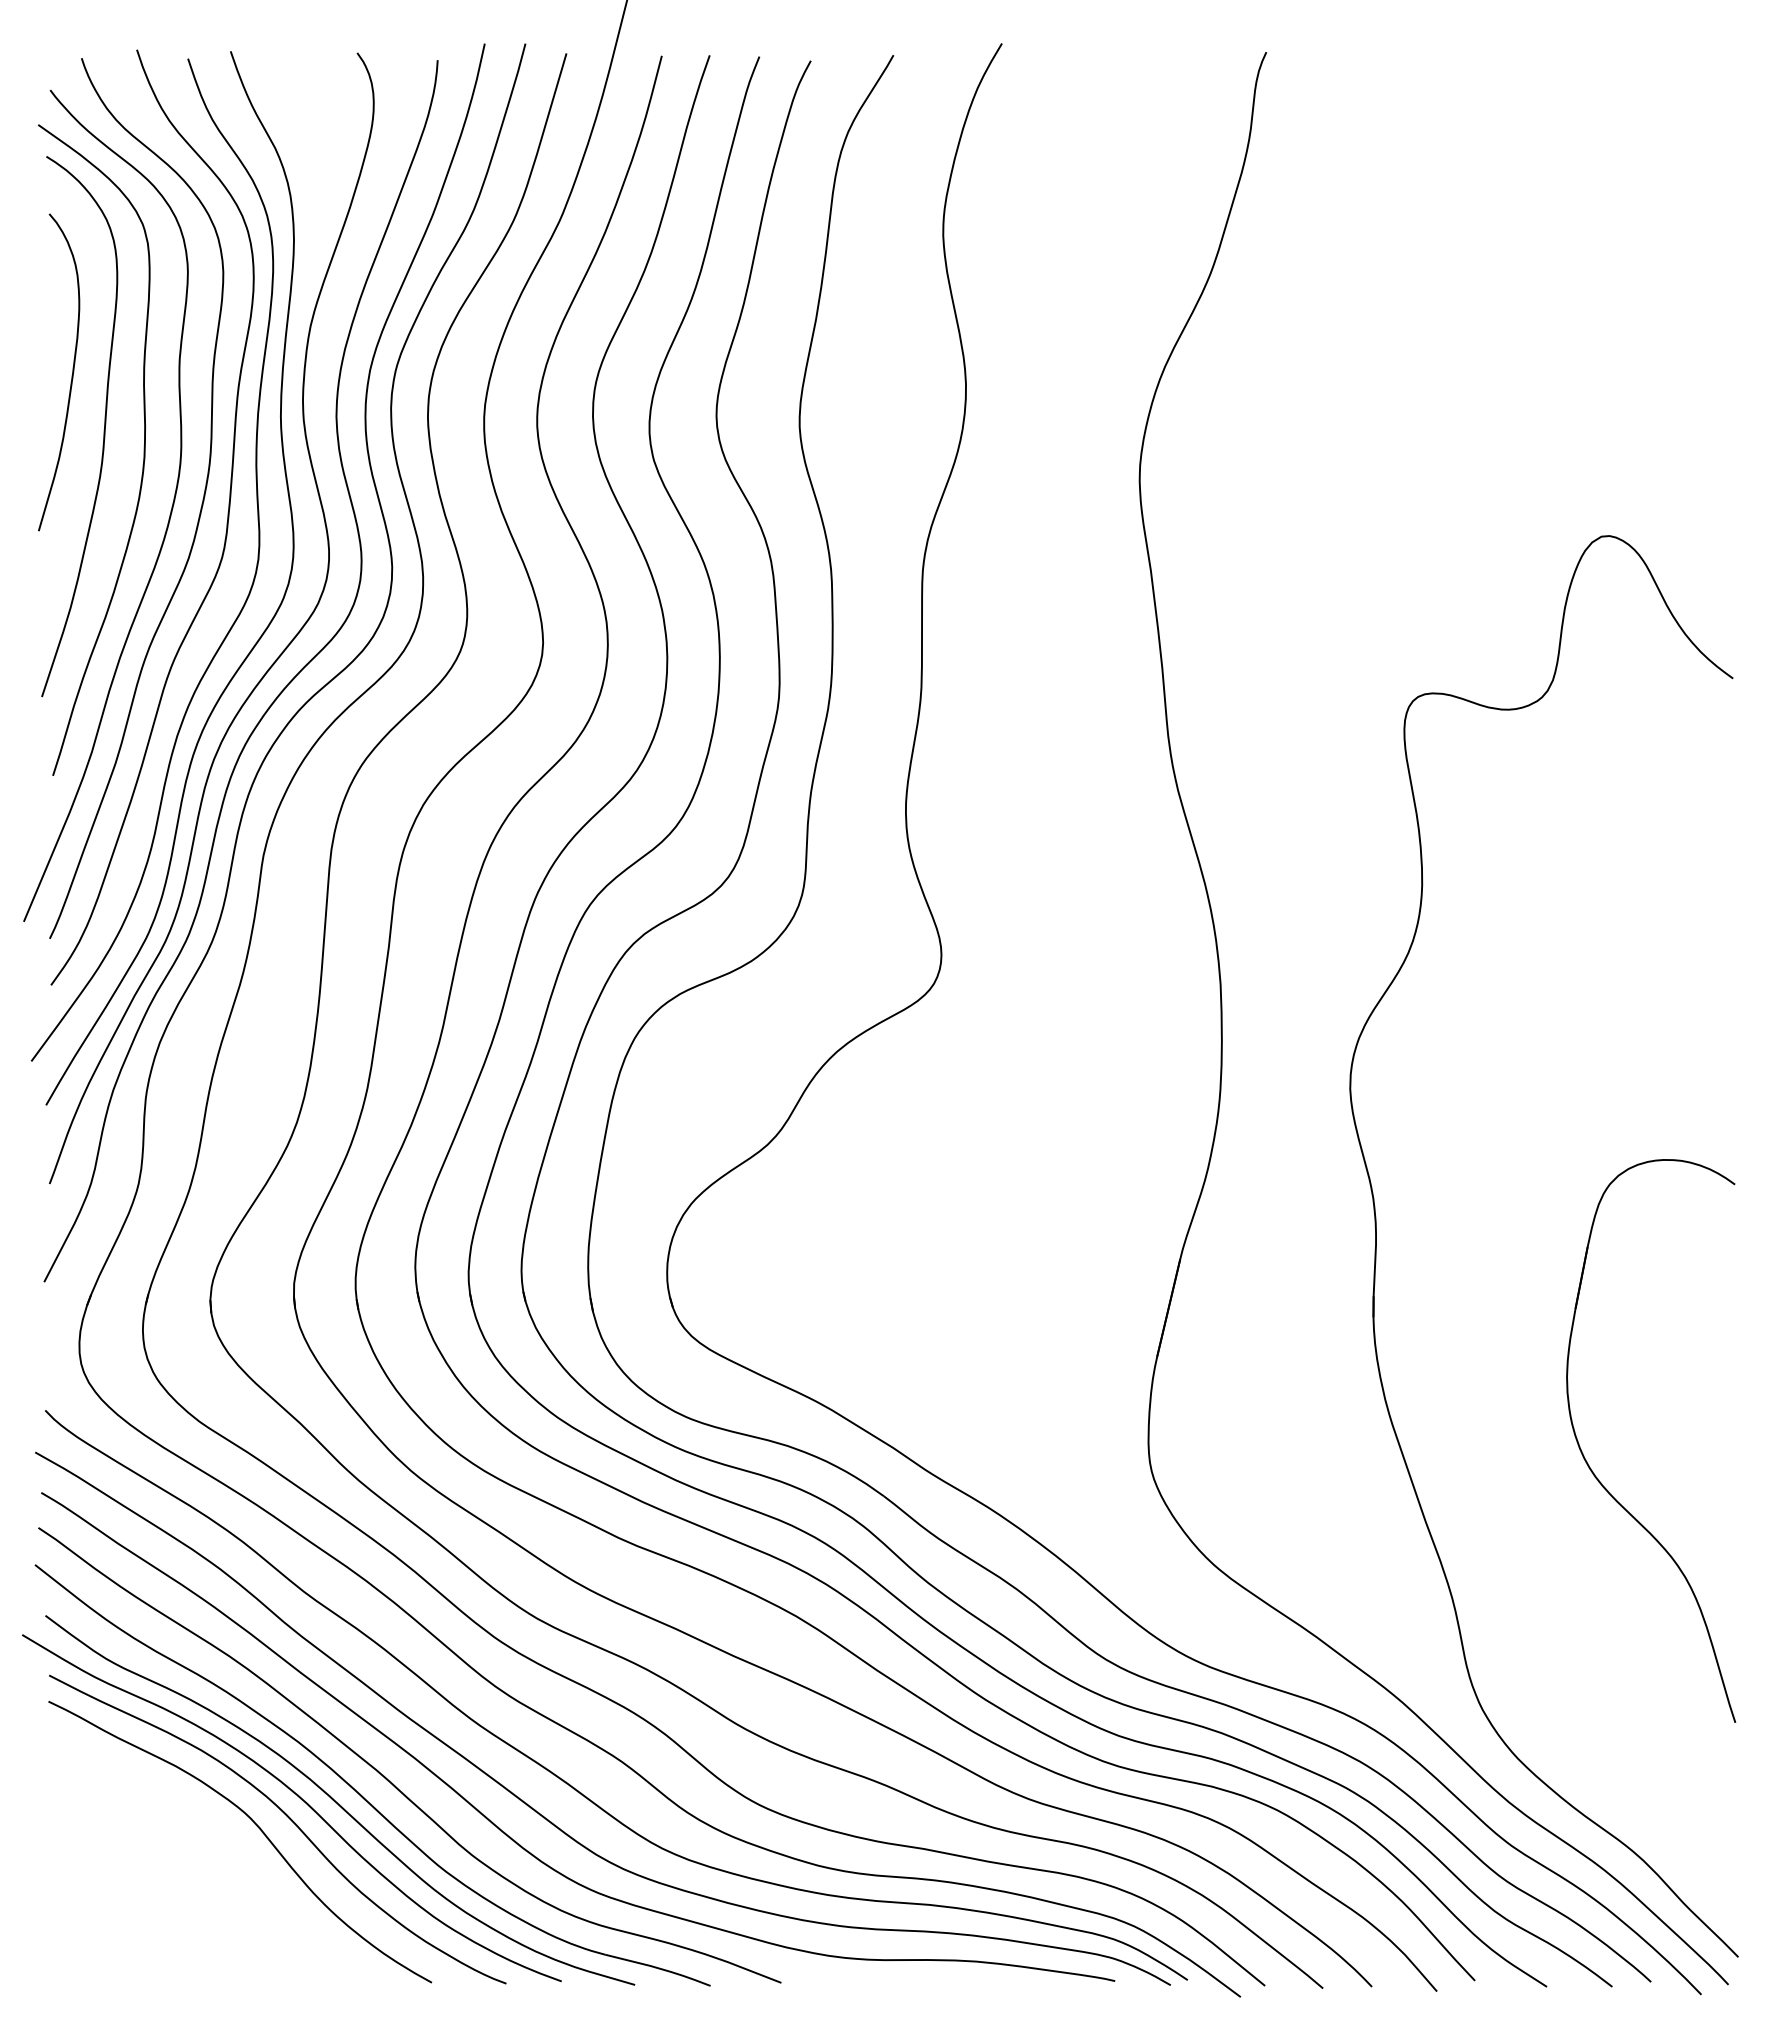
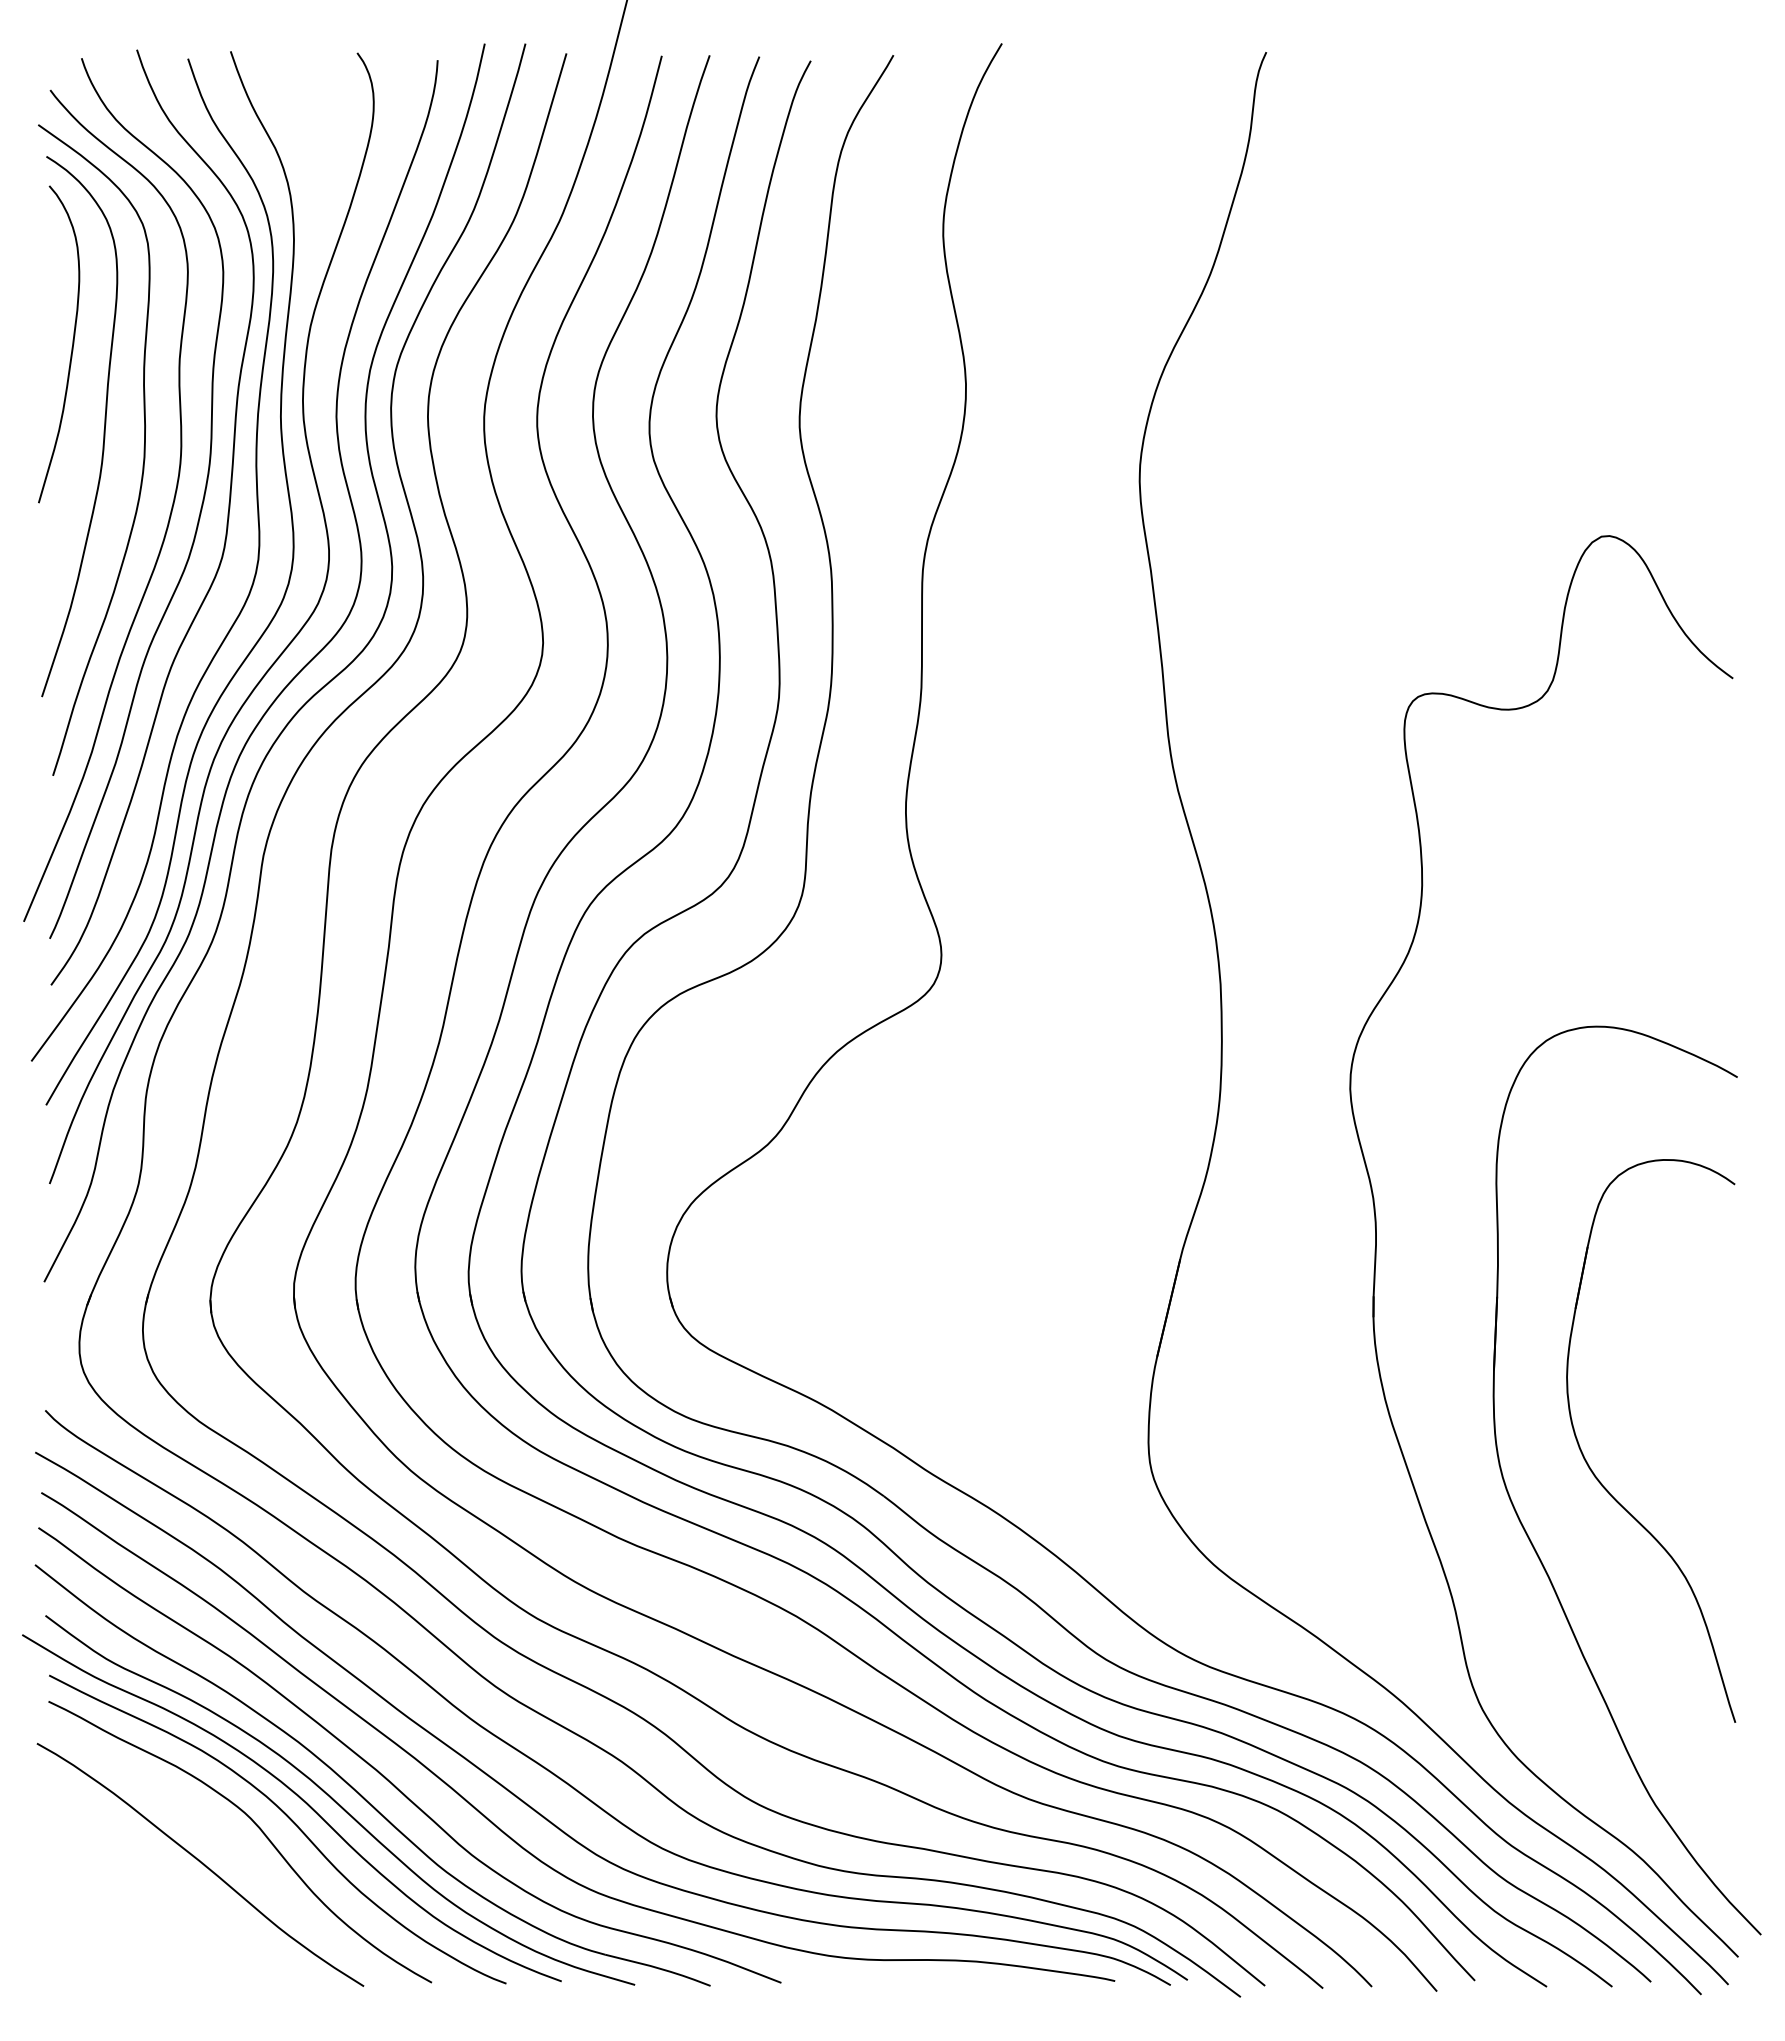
curve position: (71, 375) -> (71, 347) (71, 347)
part: none -> present (1529, 1536)
curve: none -> present (201, 1863)
